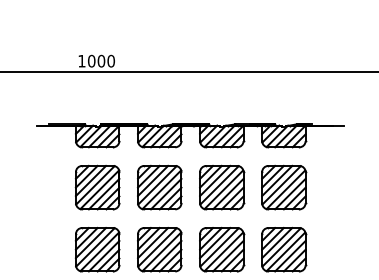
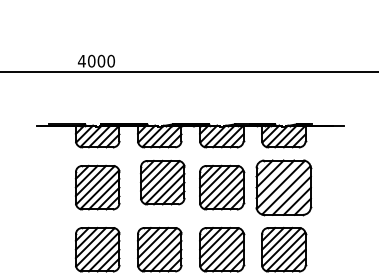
text: 1000 -> 4000 (81, 61)
part position: (159, 187) -> (162, 182) (162, 182)
part size: 47x47 px -> 58x58 px (283, 187)
